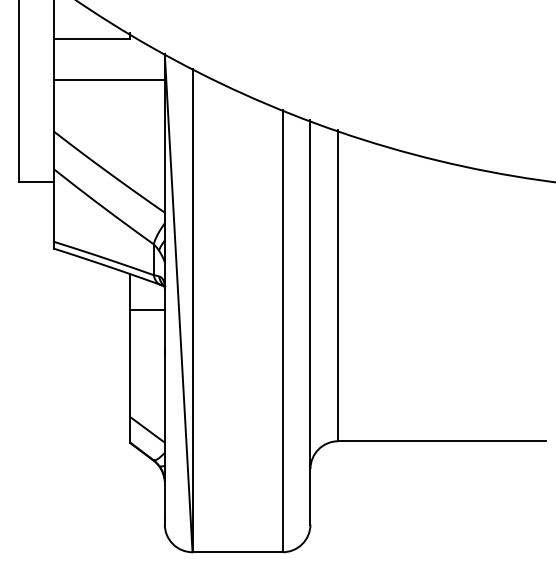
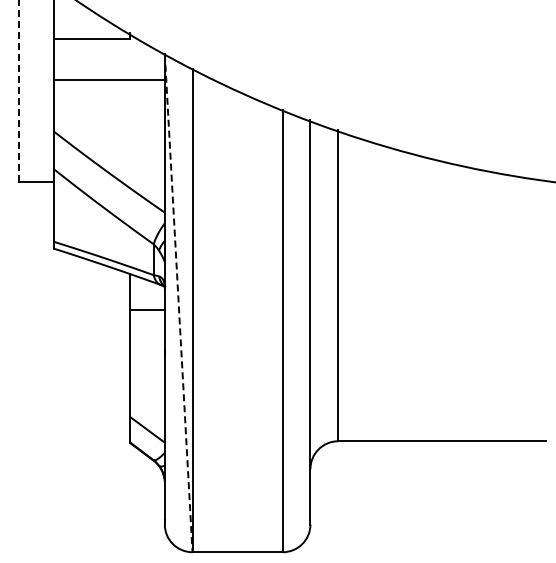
line: solid -> dashed (19, 91)
line: solid -> dashed (178, 303)
